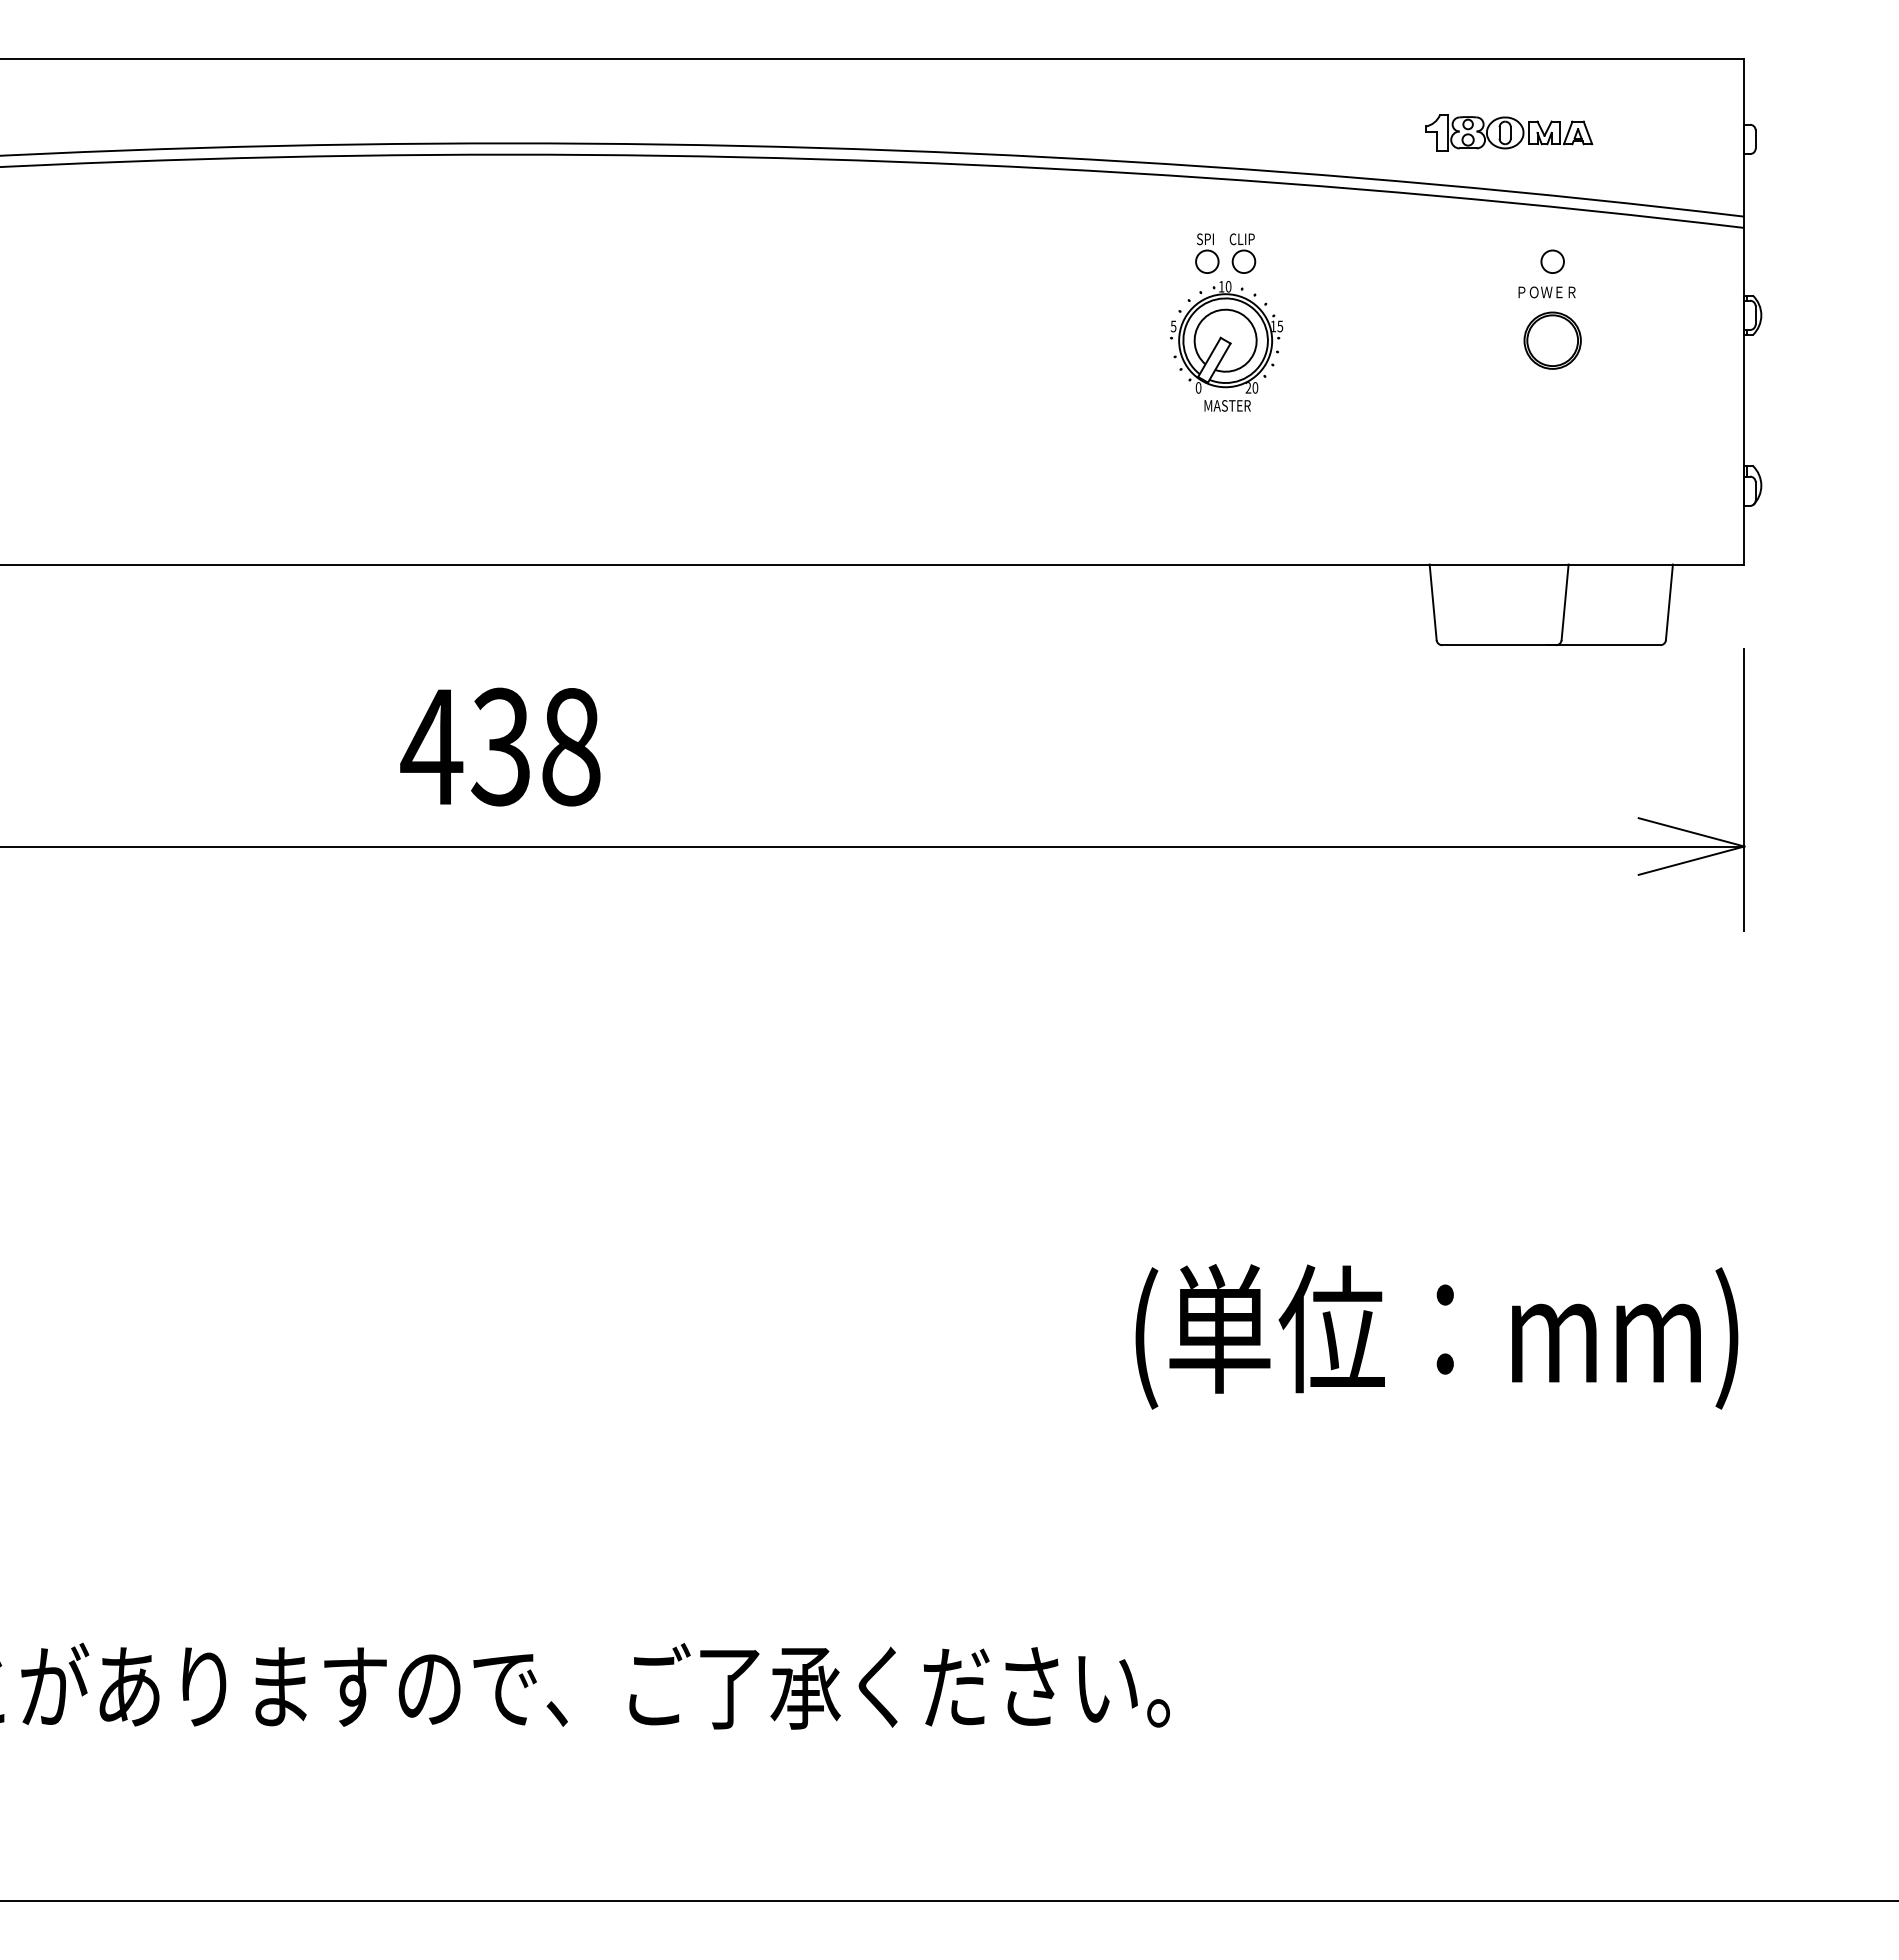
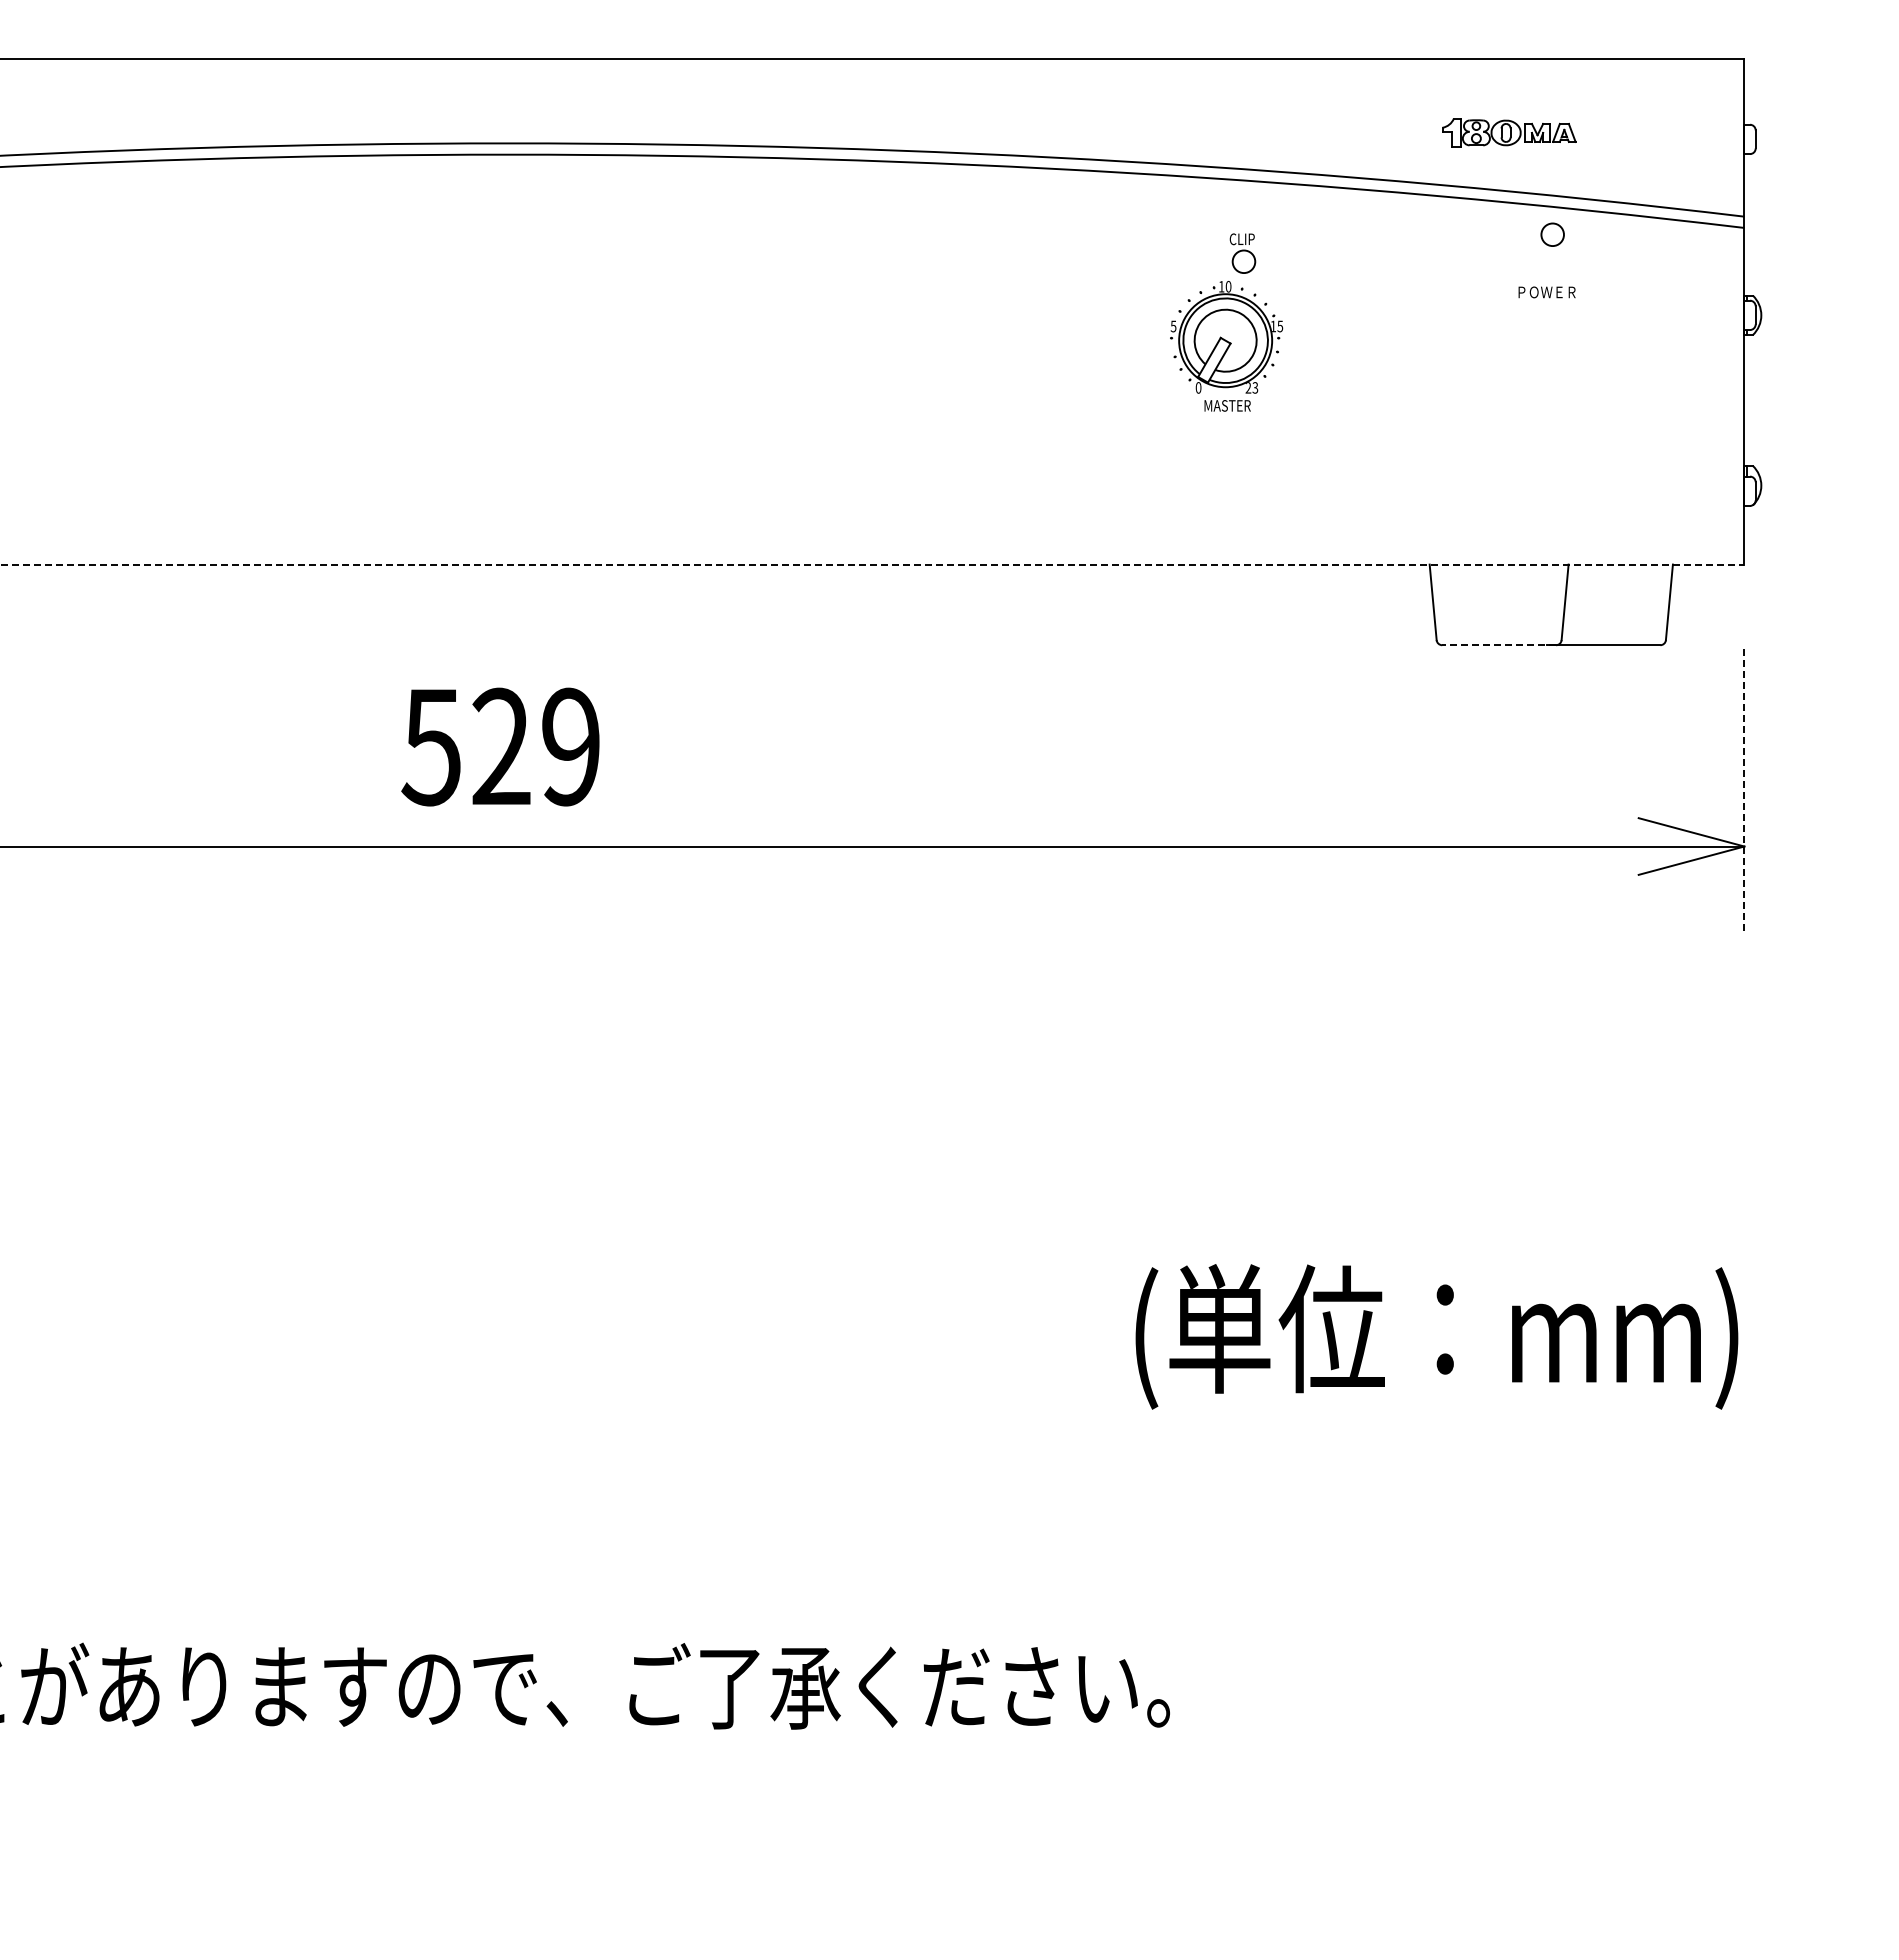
part size: 169x38 px -> 135x30 px (1509, 132)
part: present -> none (1207, 253)
circle position: (1552, 261) -> (1552, 234) (1552, 234)
part: present -> none (1552, 340)
text: 20 -> 23 (1255, 387)
line: solid -> dashed (872, 564)
line: solid -> dashed (1499, 645)
text: 438 -> 529 (500, 746)
line: solid -> dashed (1744, 790)
line: present -> none (948, 1901)
